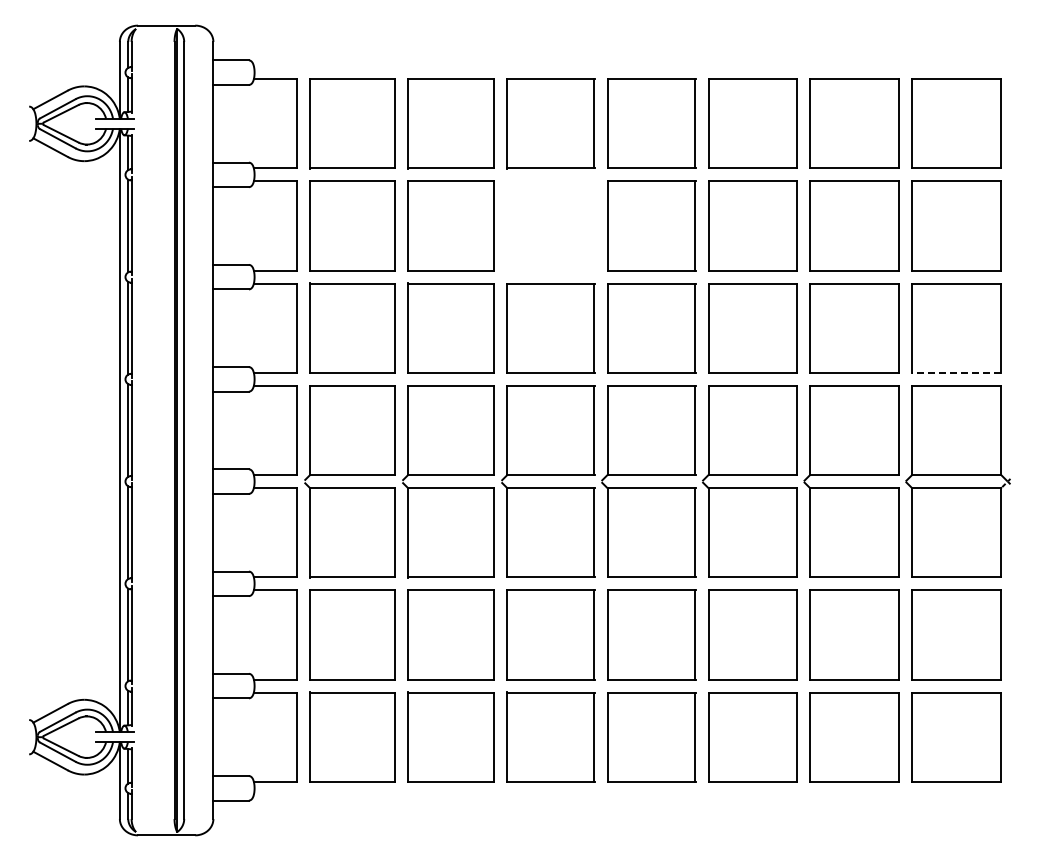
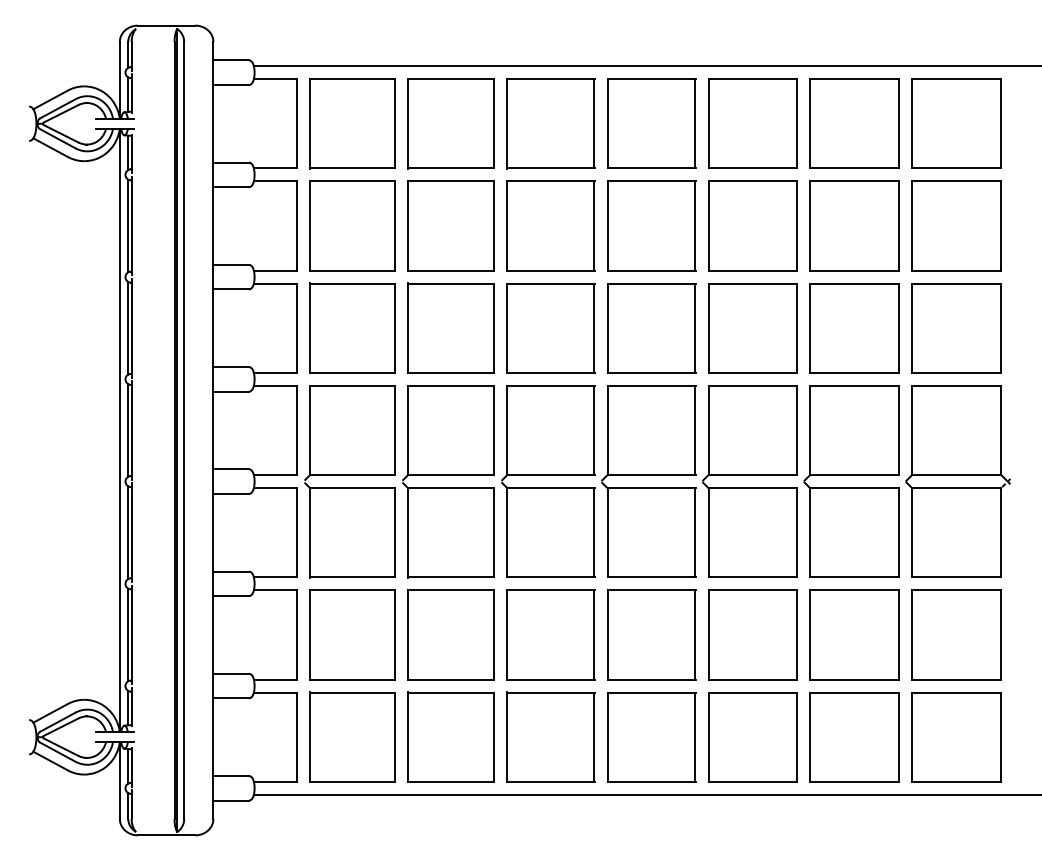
line: none -> present (645, 66)
part: none -> present (550, 225)
line: dashed -> solid (956, 372)
line: none -> present (645, 794)
